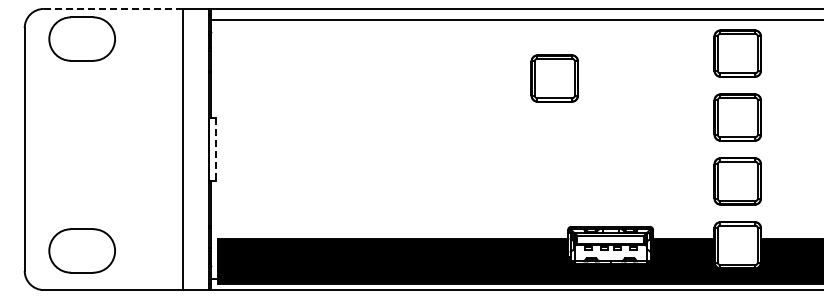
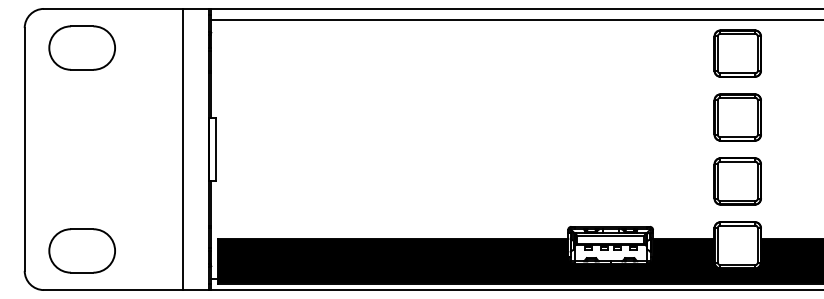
line: dashed -> solid (113, 8)
part position: (81, 38) -> (81, 47) (81, 47)
part: present -> none (554, 78)
line: dashed -> solid (215, 149)
